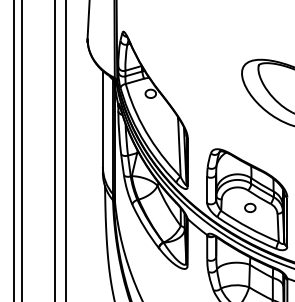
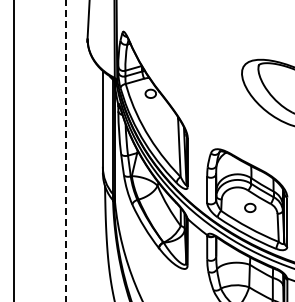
line: present -> none (22, 150)
line: present -> none (55, 150)
line: solid -> dashed (65, 151)
